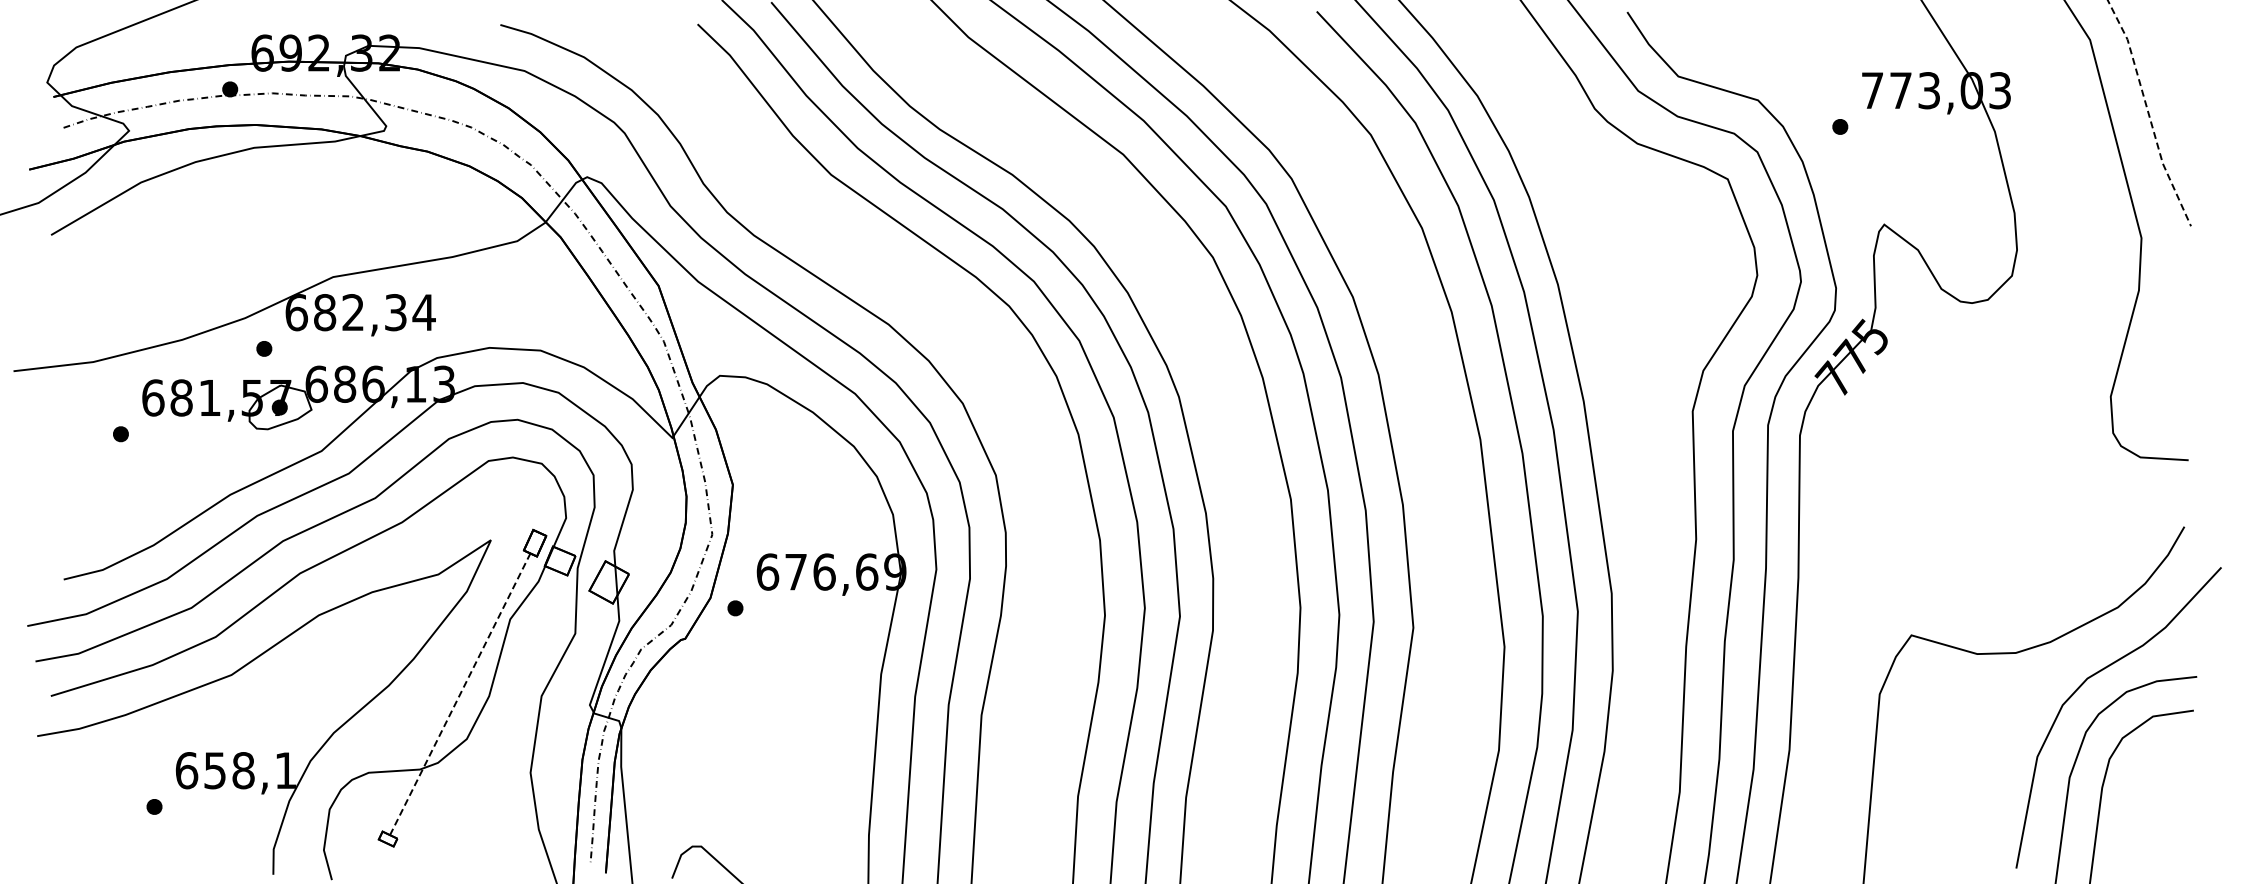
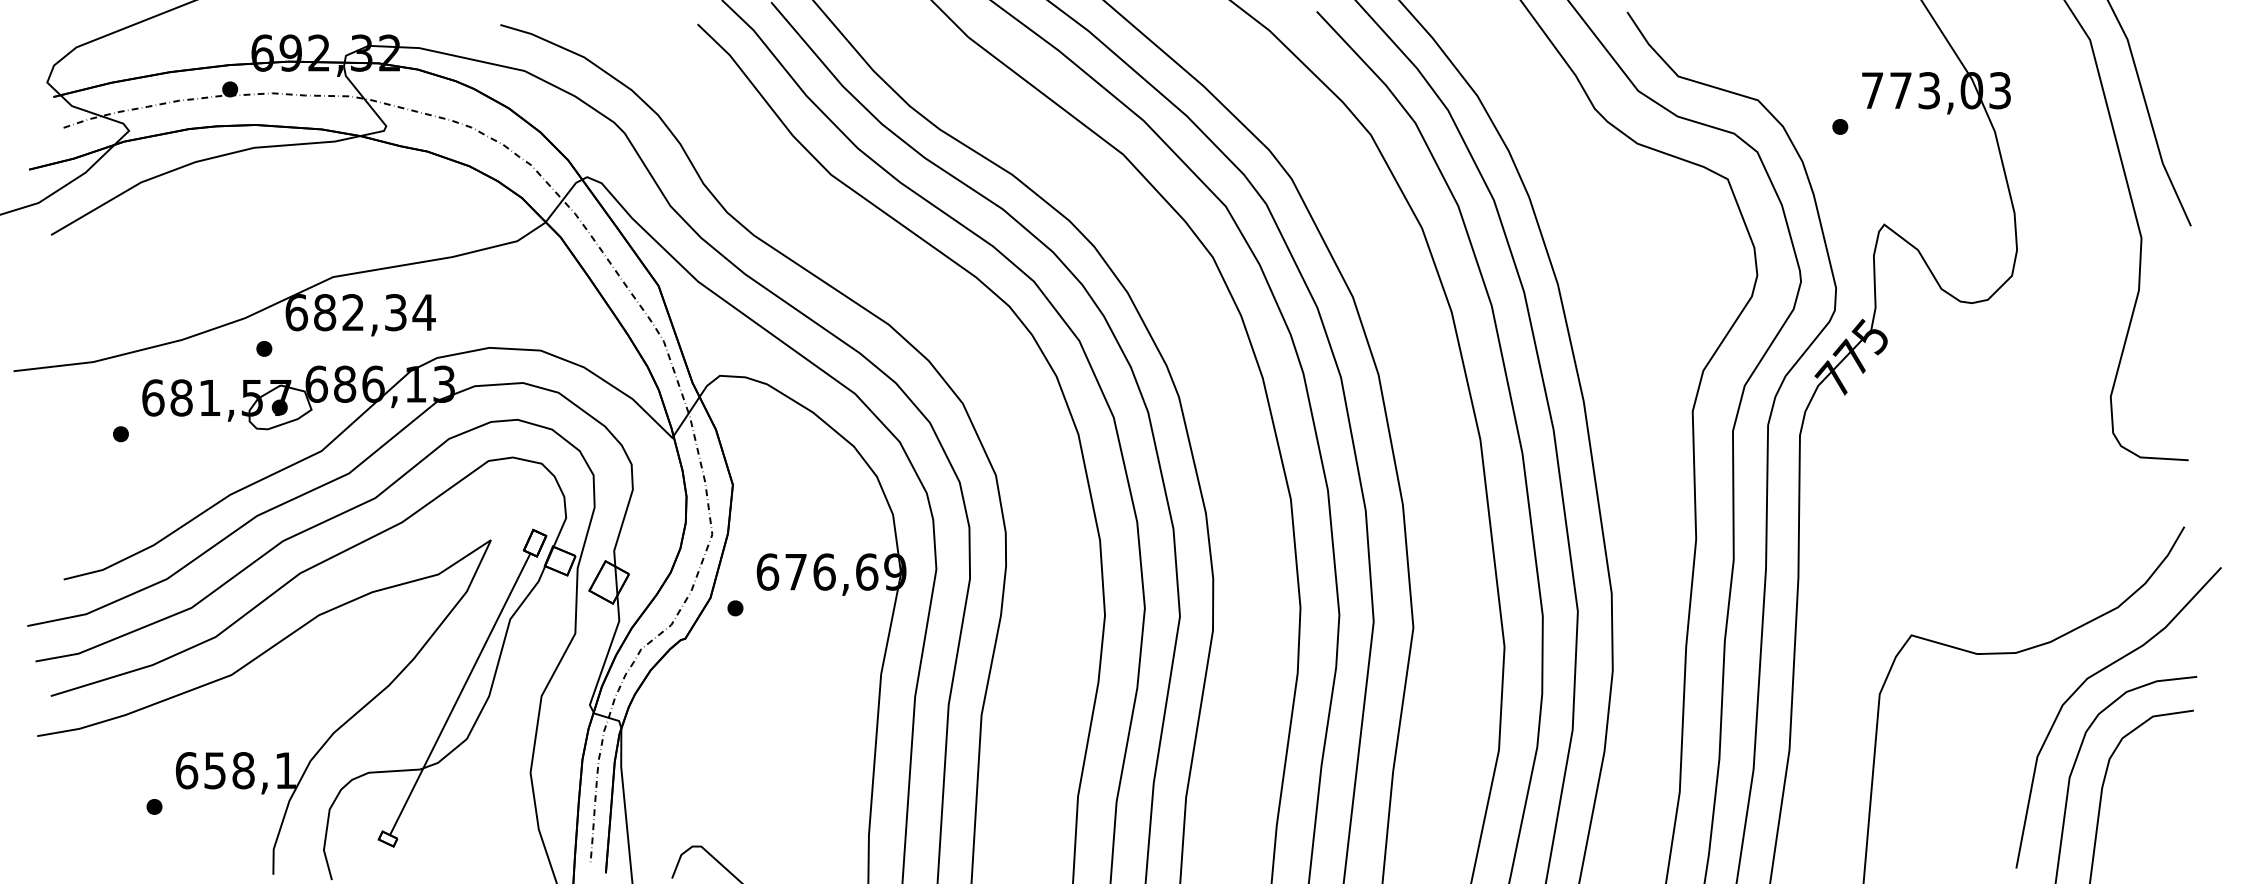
line: dashed -> solid (2148, 113)
line: dashed -> solid (460, 693)
